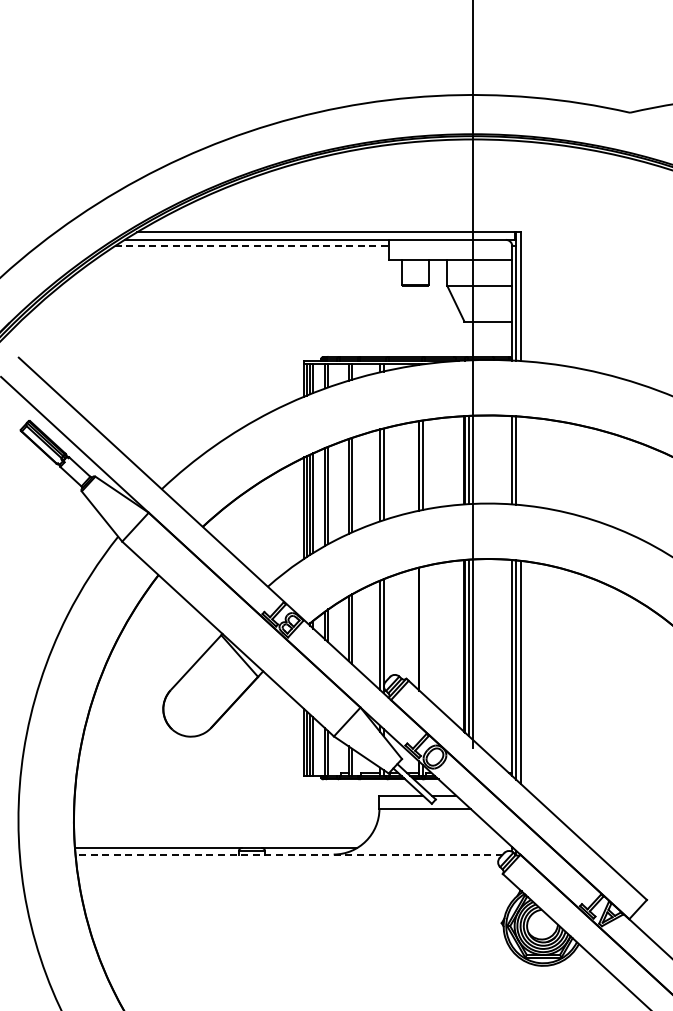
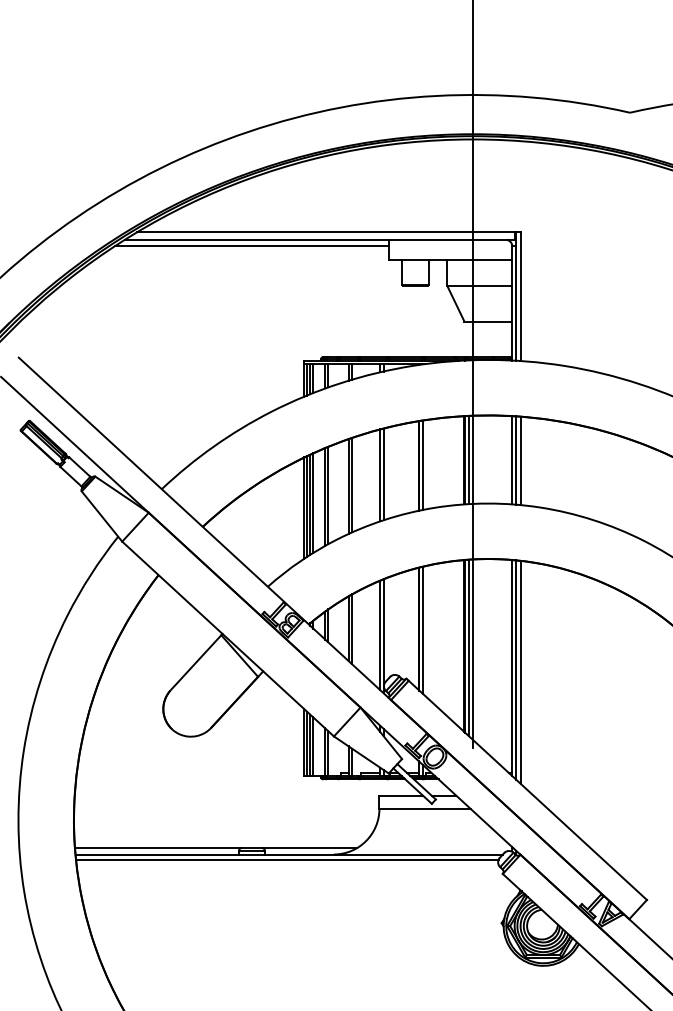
line: dashed -> solid (252, 246)
line: none -> present (521, 460)
line: none -> present (422, 629)
line: dashed -> solid (289, 854)
line: none -> present (287, 860)
